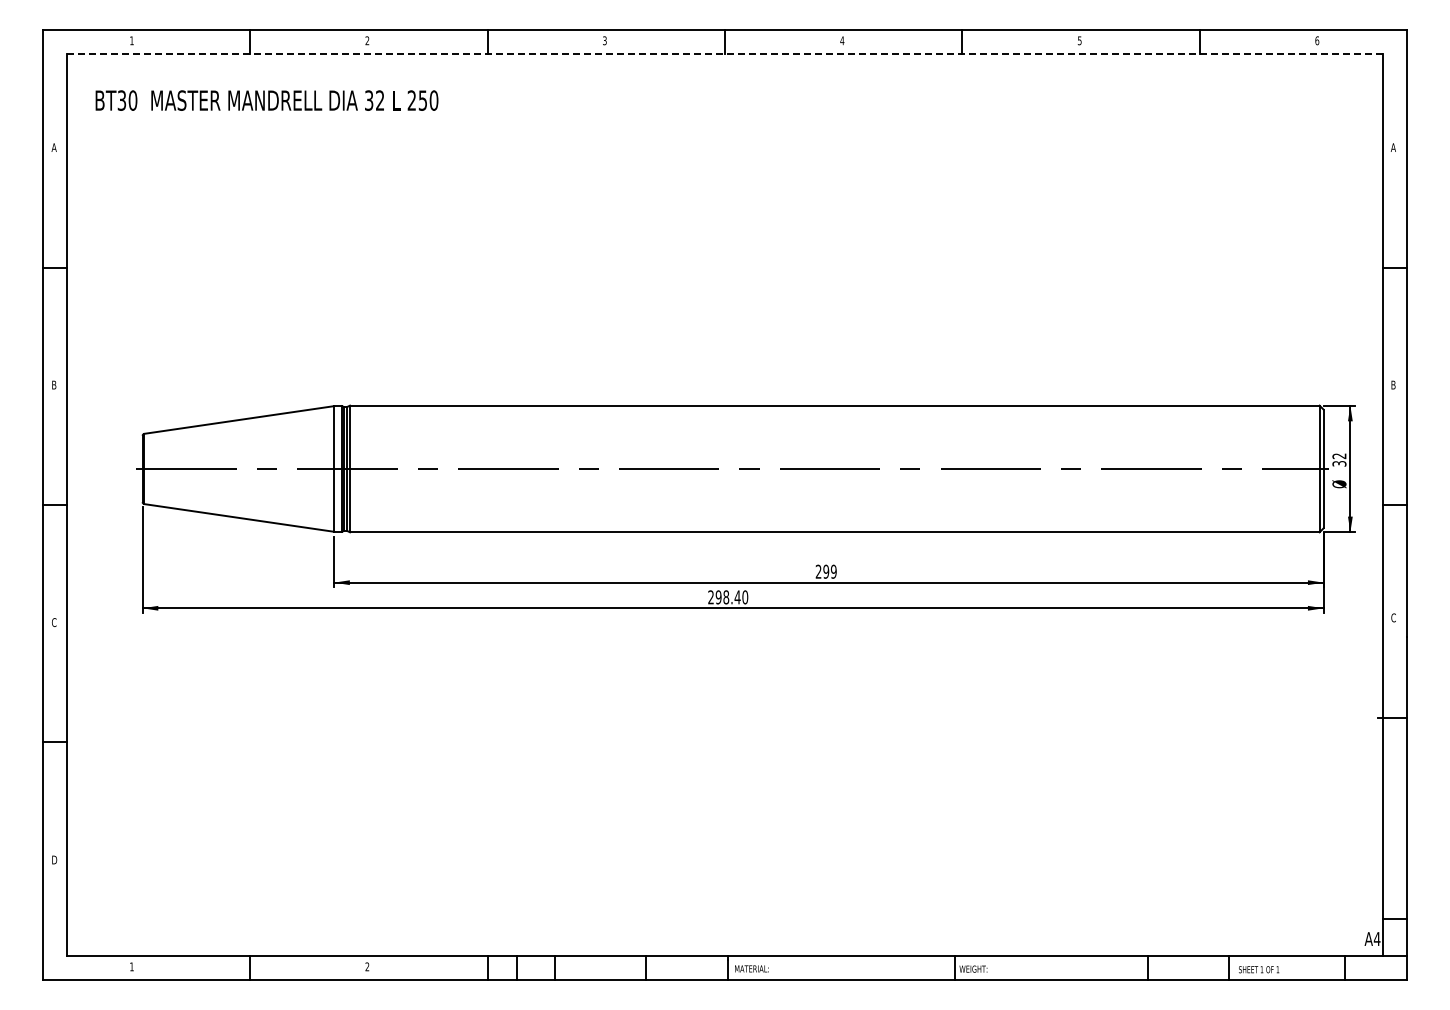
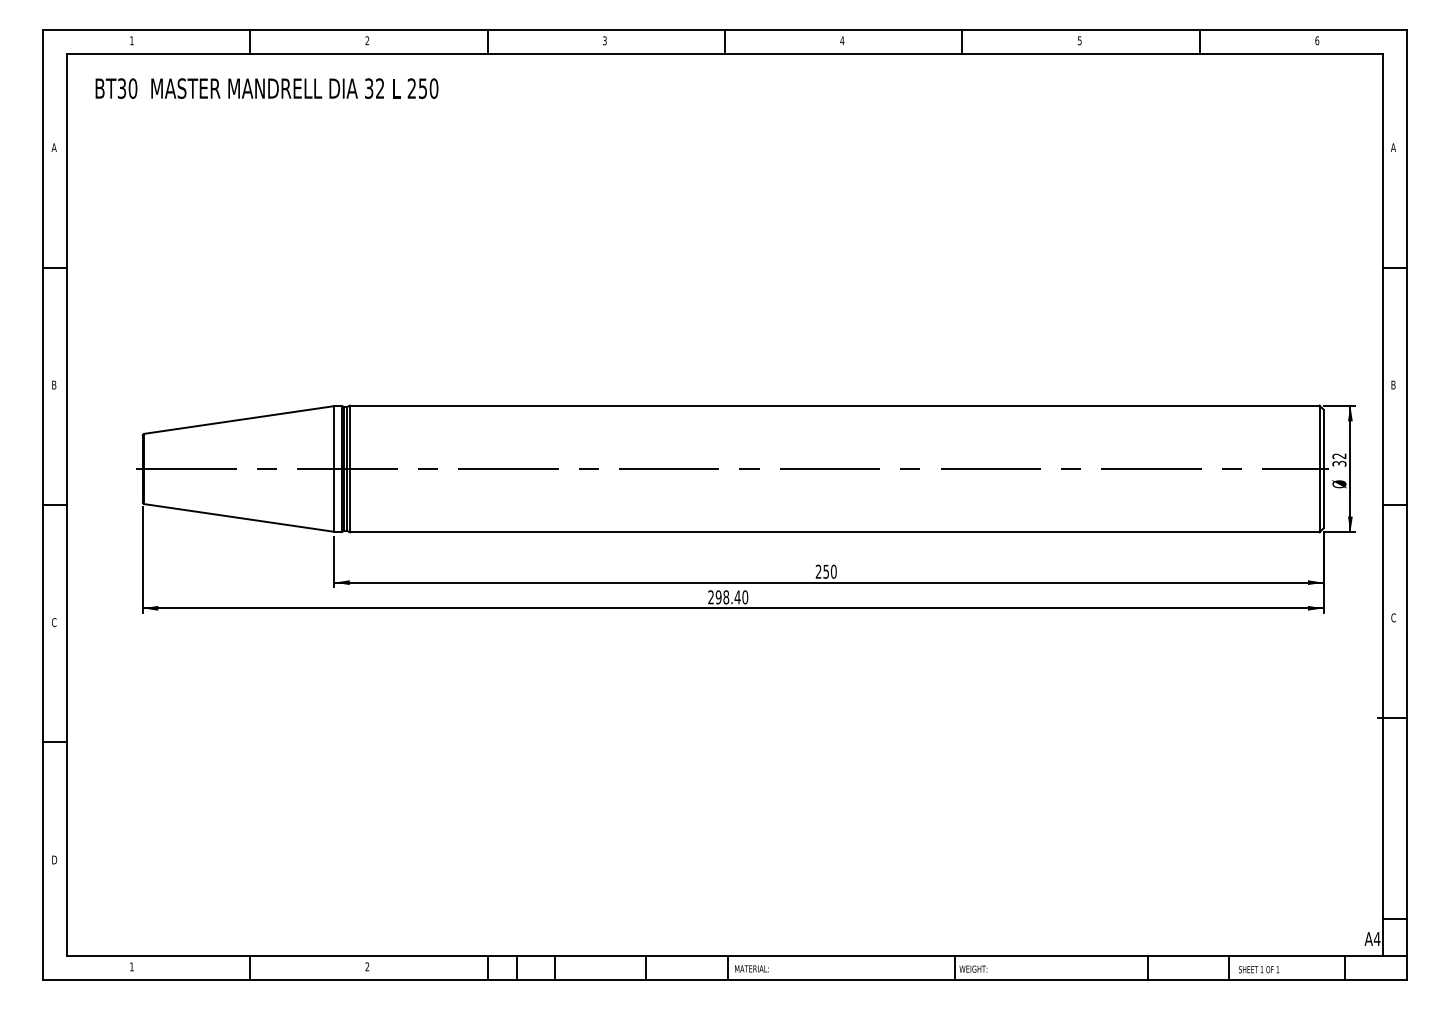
line: dashed -> solid (724, 53)
text position: (266, 100) -> (266, 88) (266, 88)
text: 299 -> 250 (829, 571)
